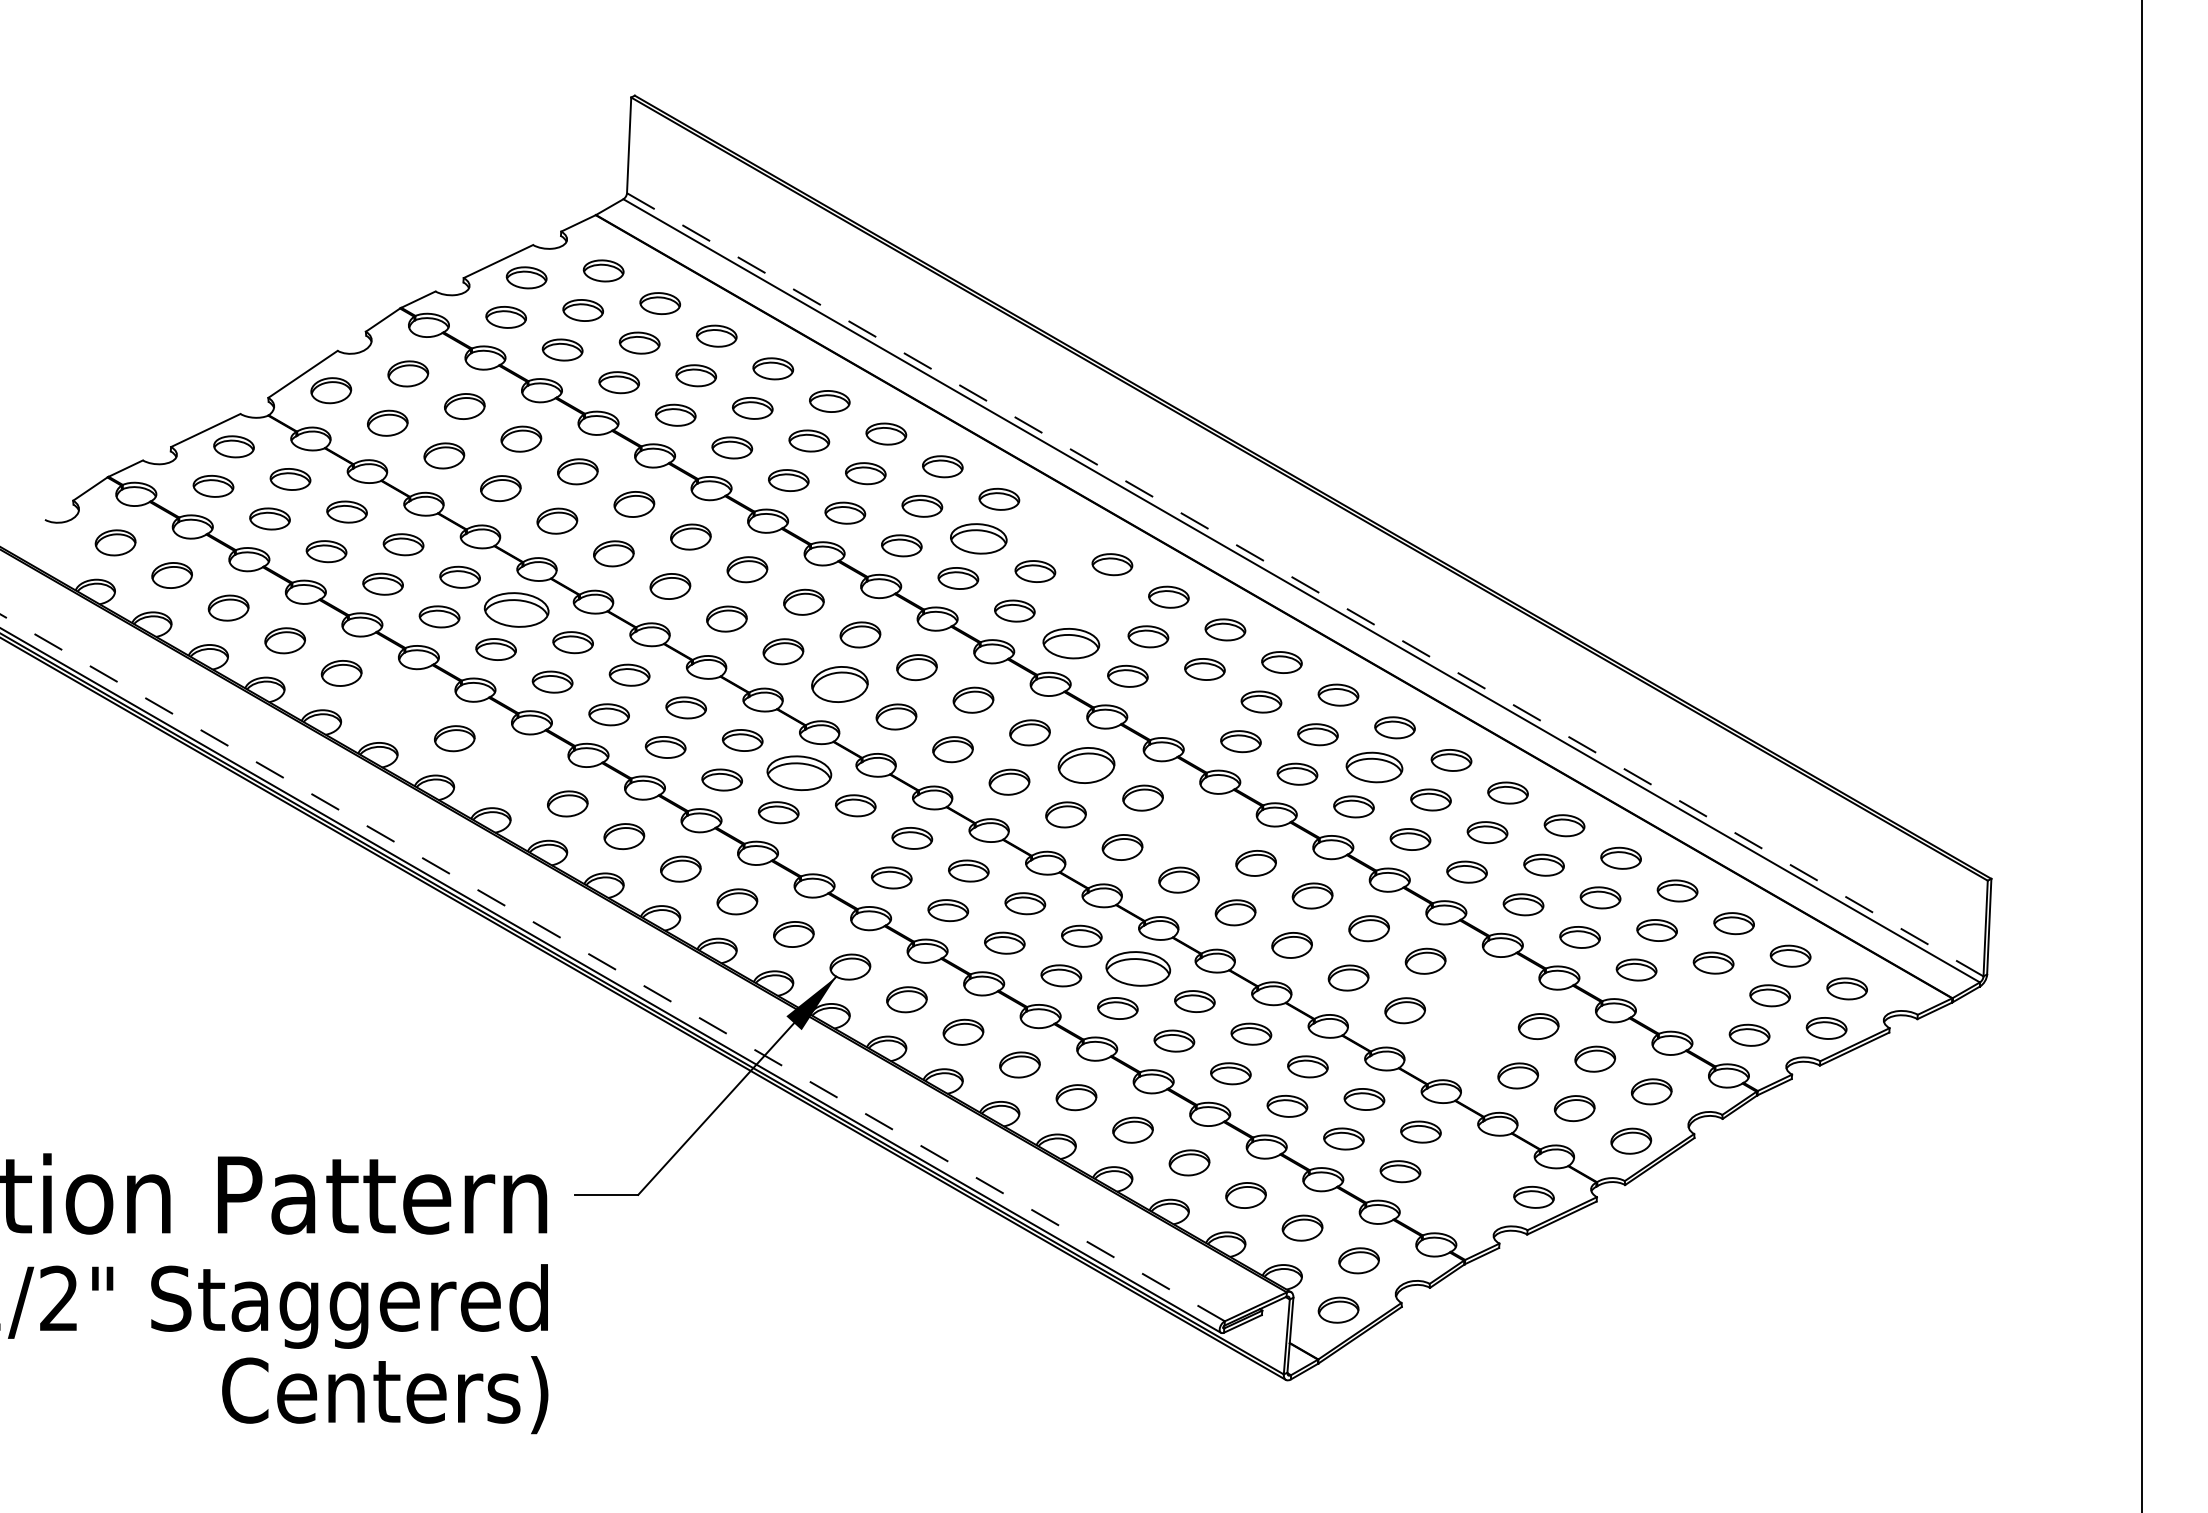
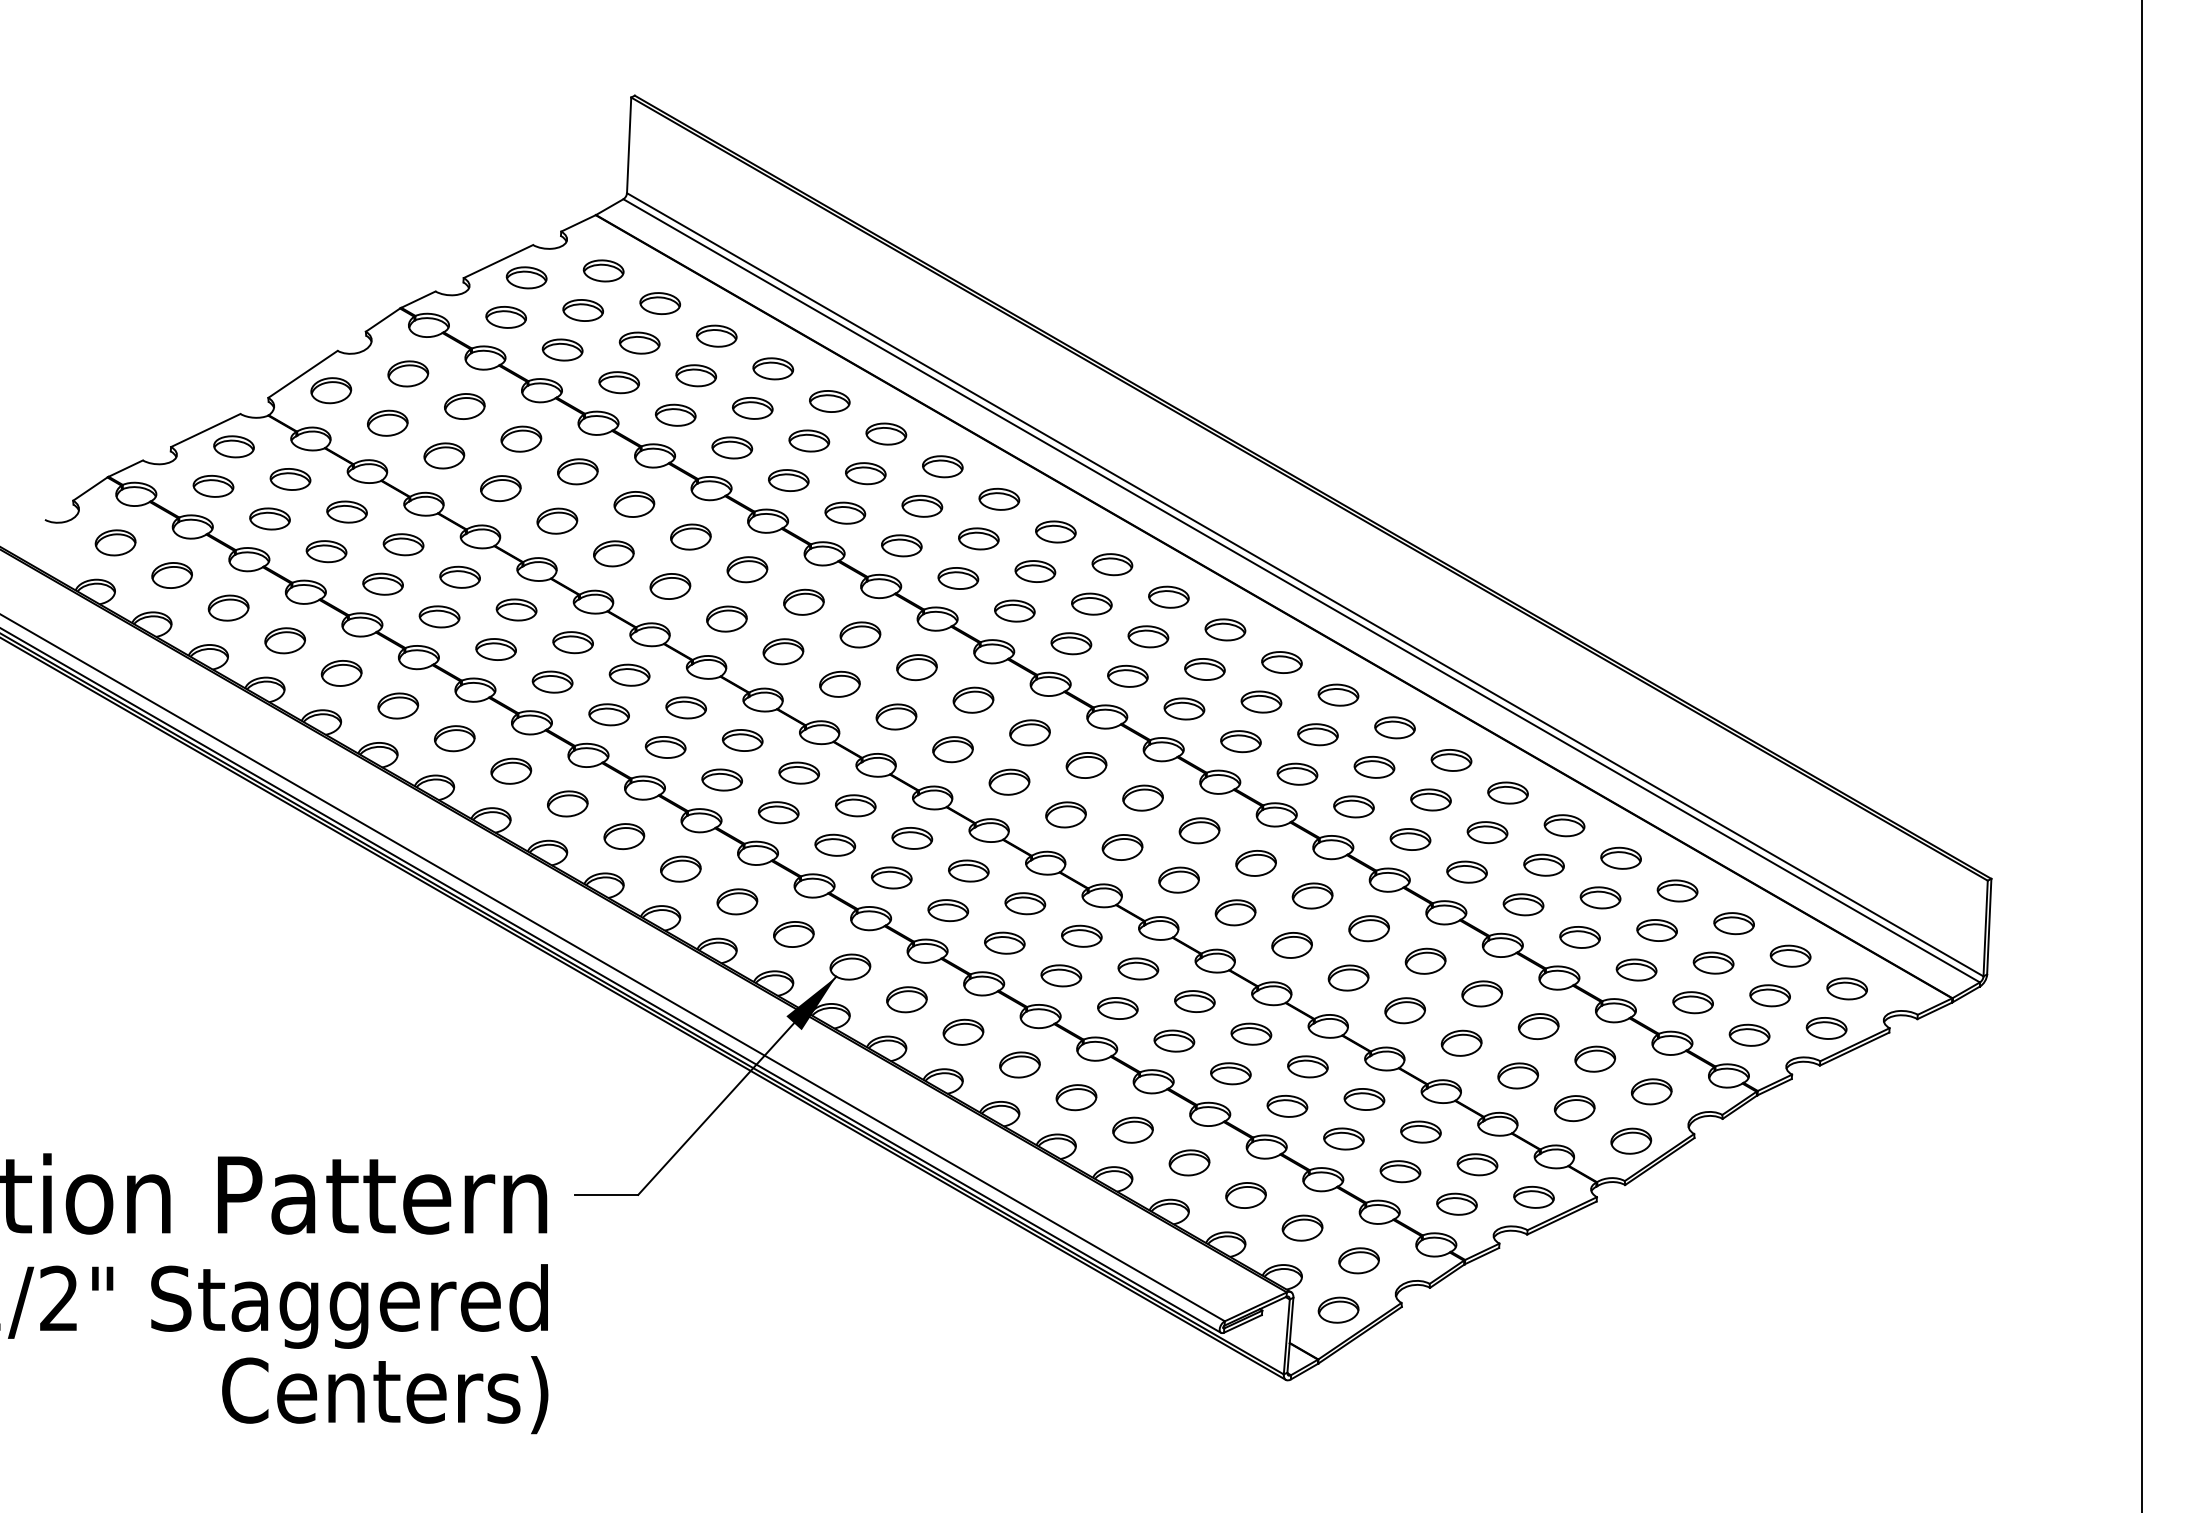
part: none -> present (1055, 531)
part size: 58x32 px -> 42x24 px (978, 538)
line: dashed -> solid (1305, 585)
part: none -> present (1091, 603)
part size: 67x36 px -> 43x24 px (516, 609)
part size: 59x32 px -> 43x24 px (1071, 643)
part size: 58x37 px -> 42x28 px (839, 683)
part: none -> present (398, 705)
part: none -> present (1184, 708)
part size: 59x37 px -> 43x27 px (1086, 765)
part size: 59x33 px -> 43x24 px (1374, 766)
part: none -> present (511, 770)
part size: 67x36 px -> 42x24 px (798, 772)
part: none -> present (1199, 830)
part: none -> present (835, 844)
line: dashed -> solid (612, 967)
part size: 67x36 px -> 43x24 px (1138, 968)
part: none -> present (1482, 993)
part: none -> present (1692, 1002)
part: none -> present (1461, 1042)
part: none -> present (1477, 1164)
part: none -> present (1456, 1203)
